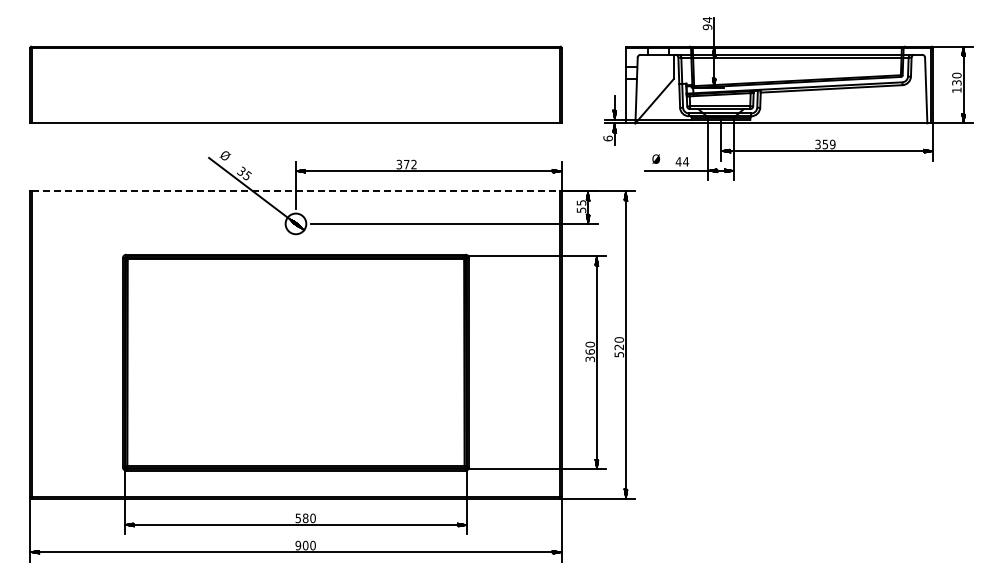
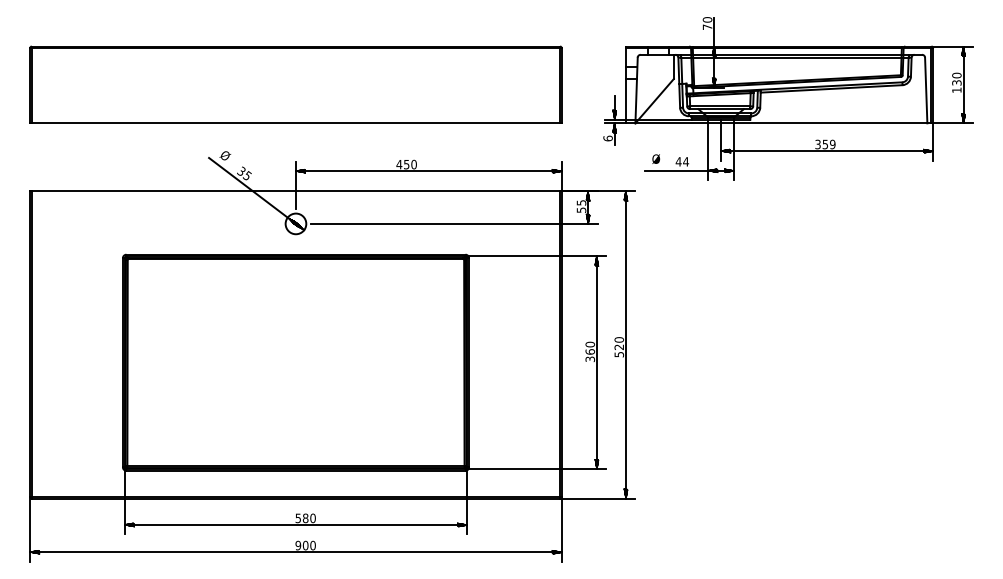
text: 94 -> 70 (707, 23)
text: 372 -> 450 (406, 164)
line: dashed -> solid (296, 191)
